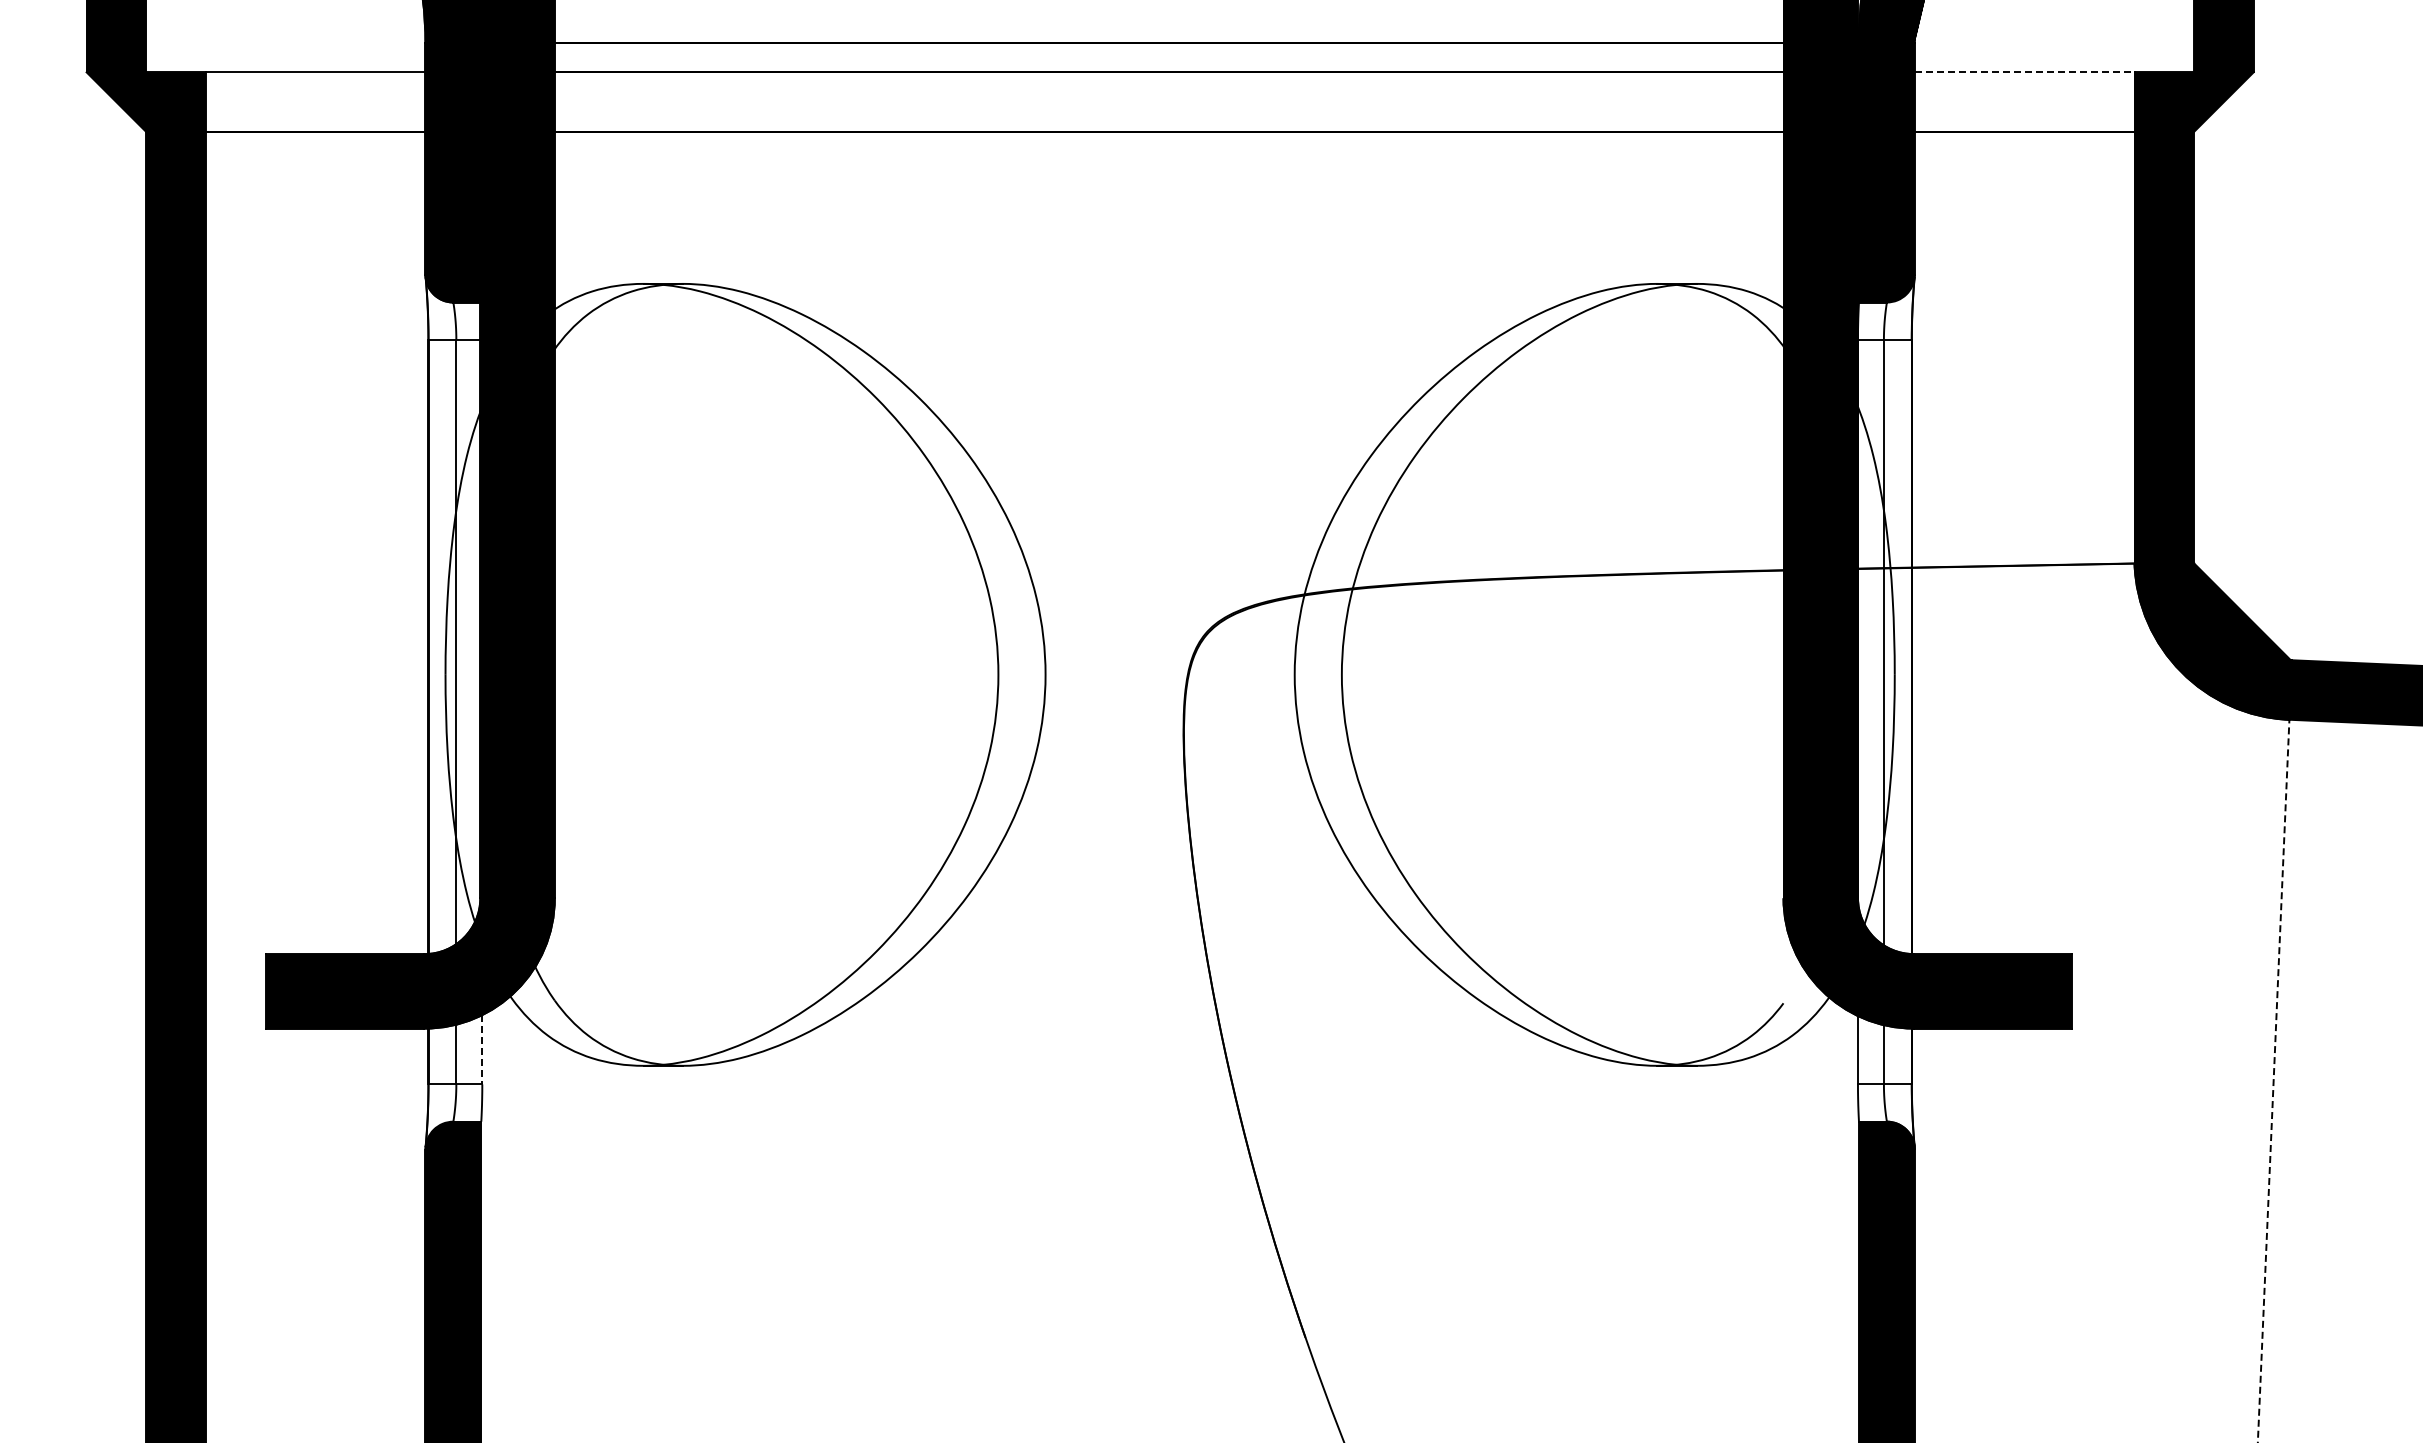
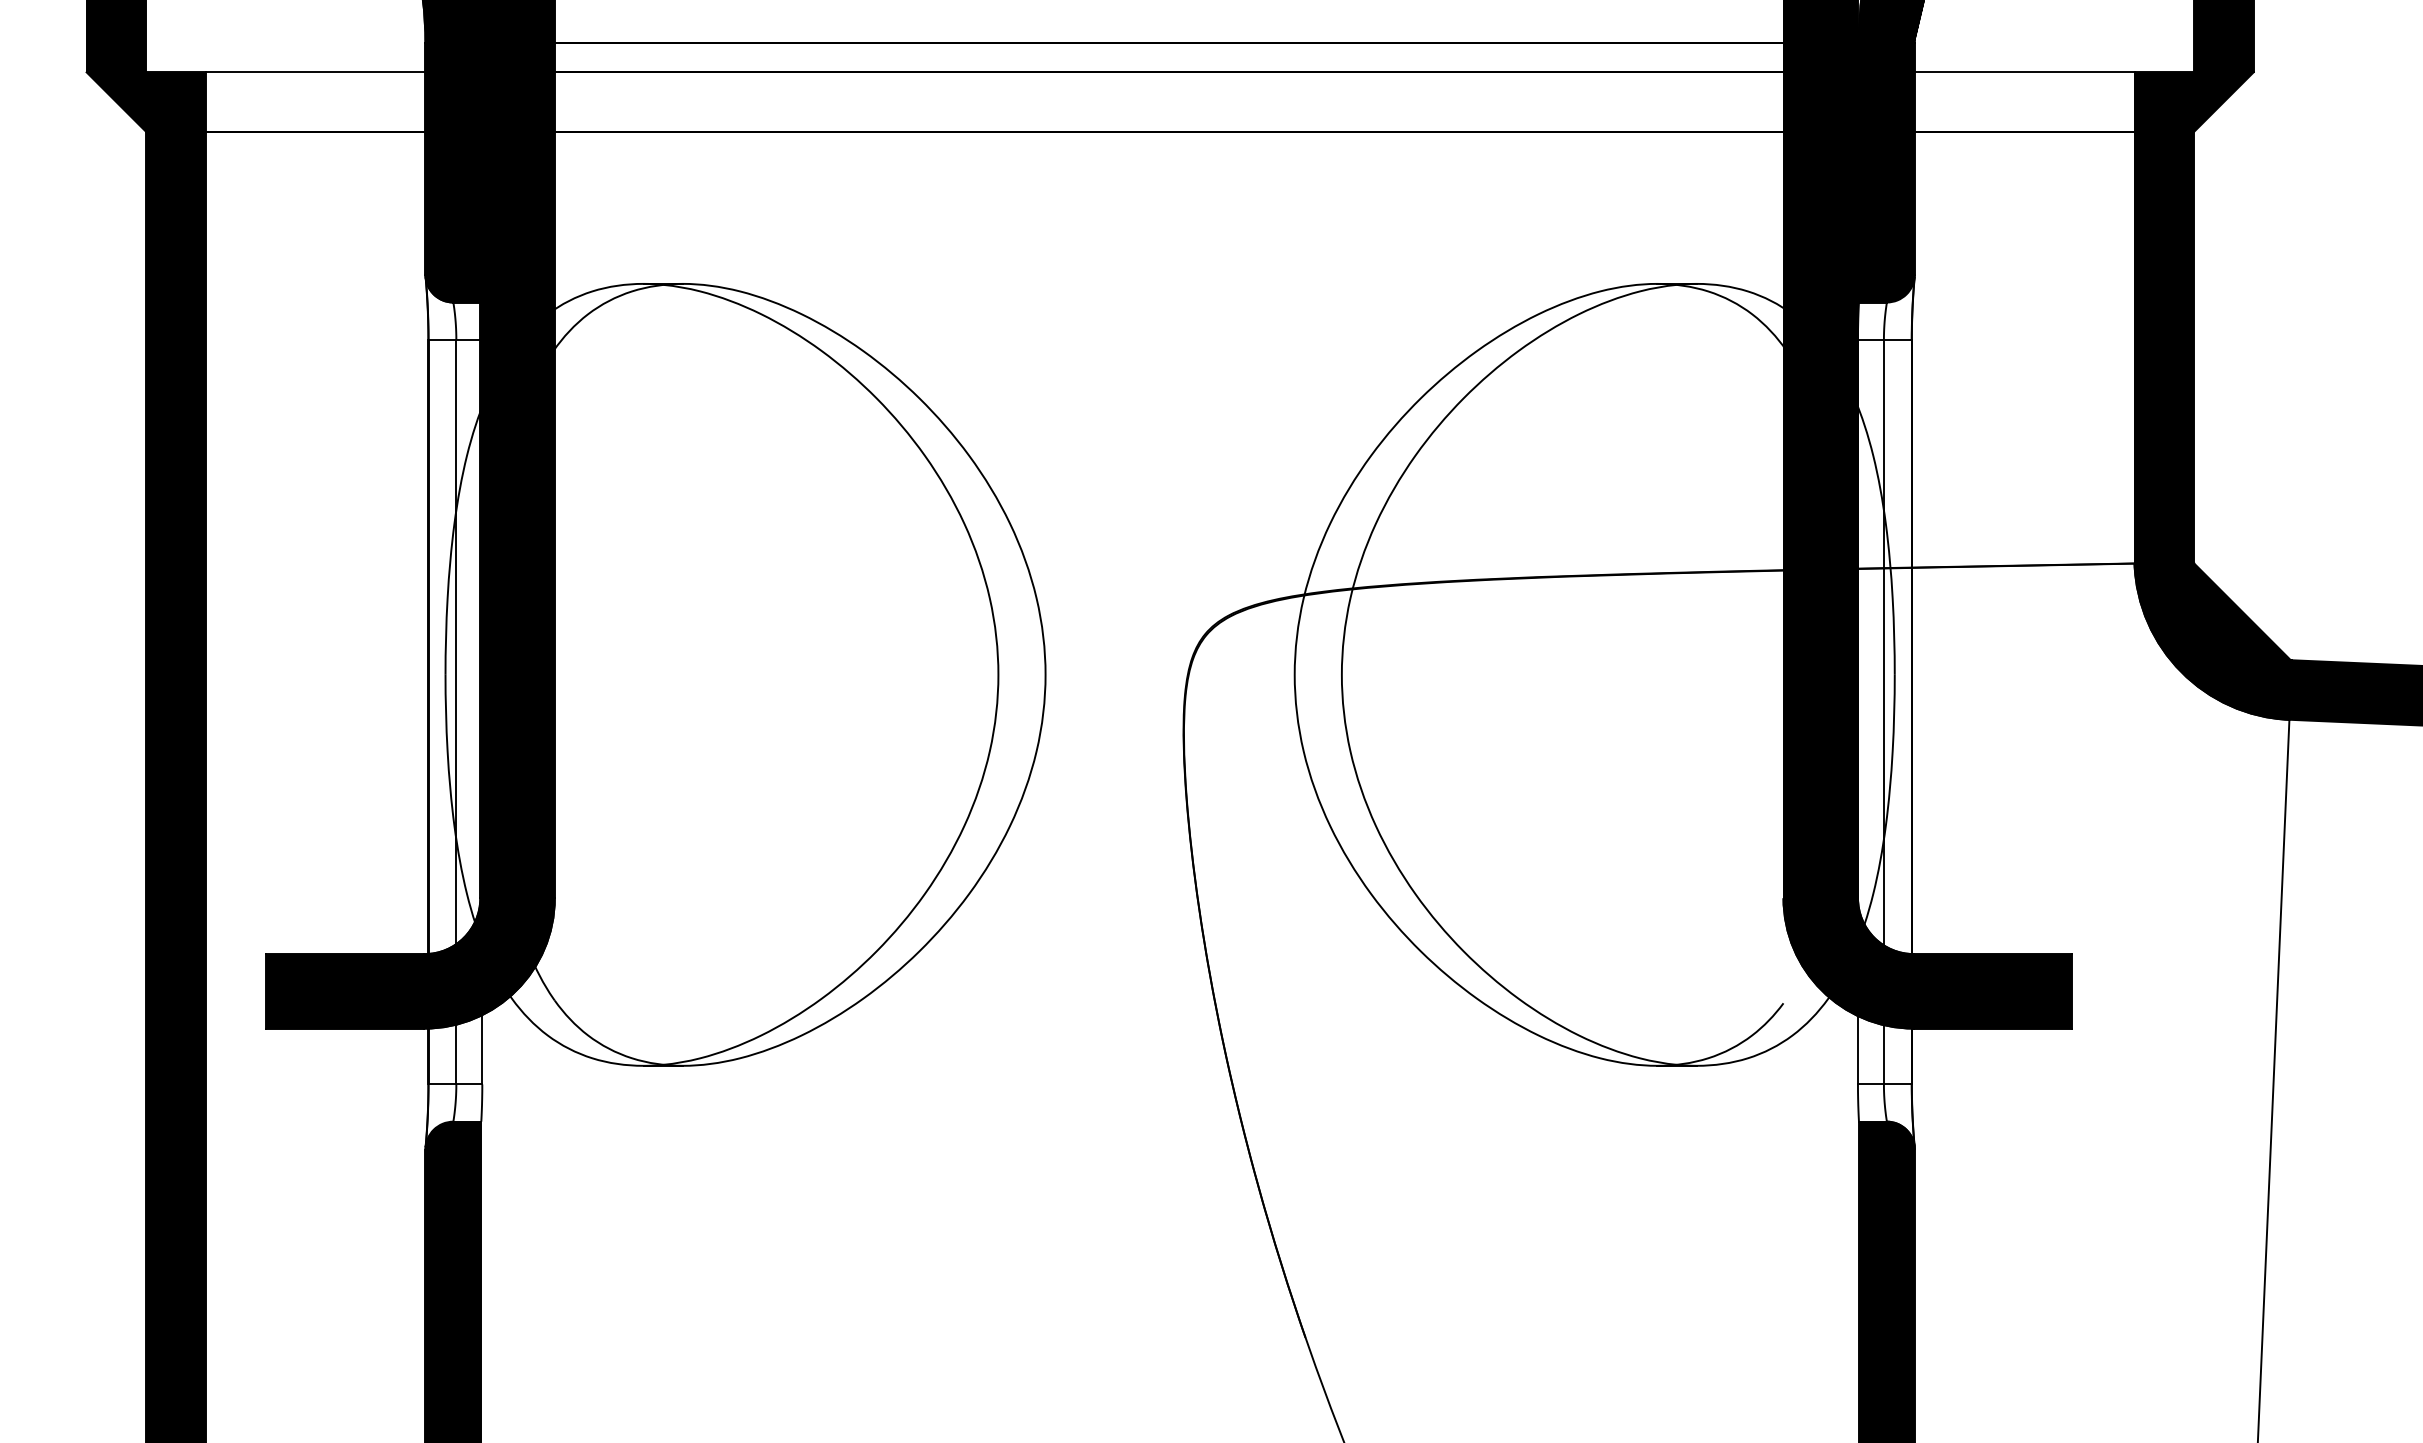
line: dashed -> solid (2024, 72)
line: dashed -> solid (482, 1049)
line: dashed -> solid (2273, 1080)
